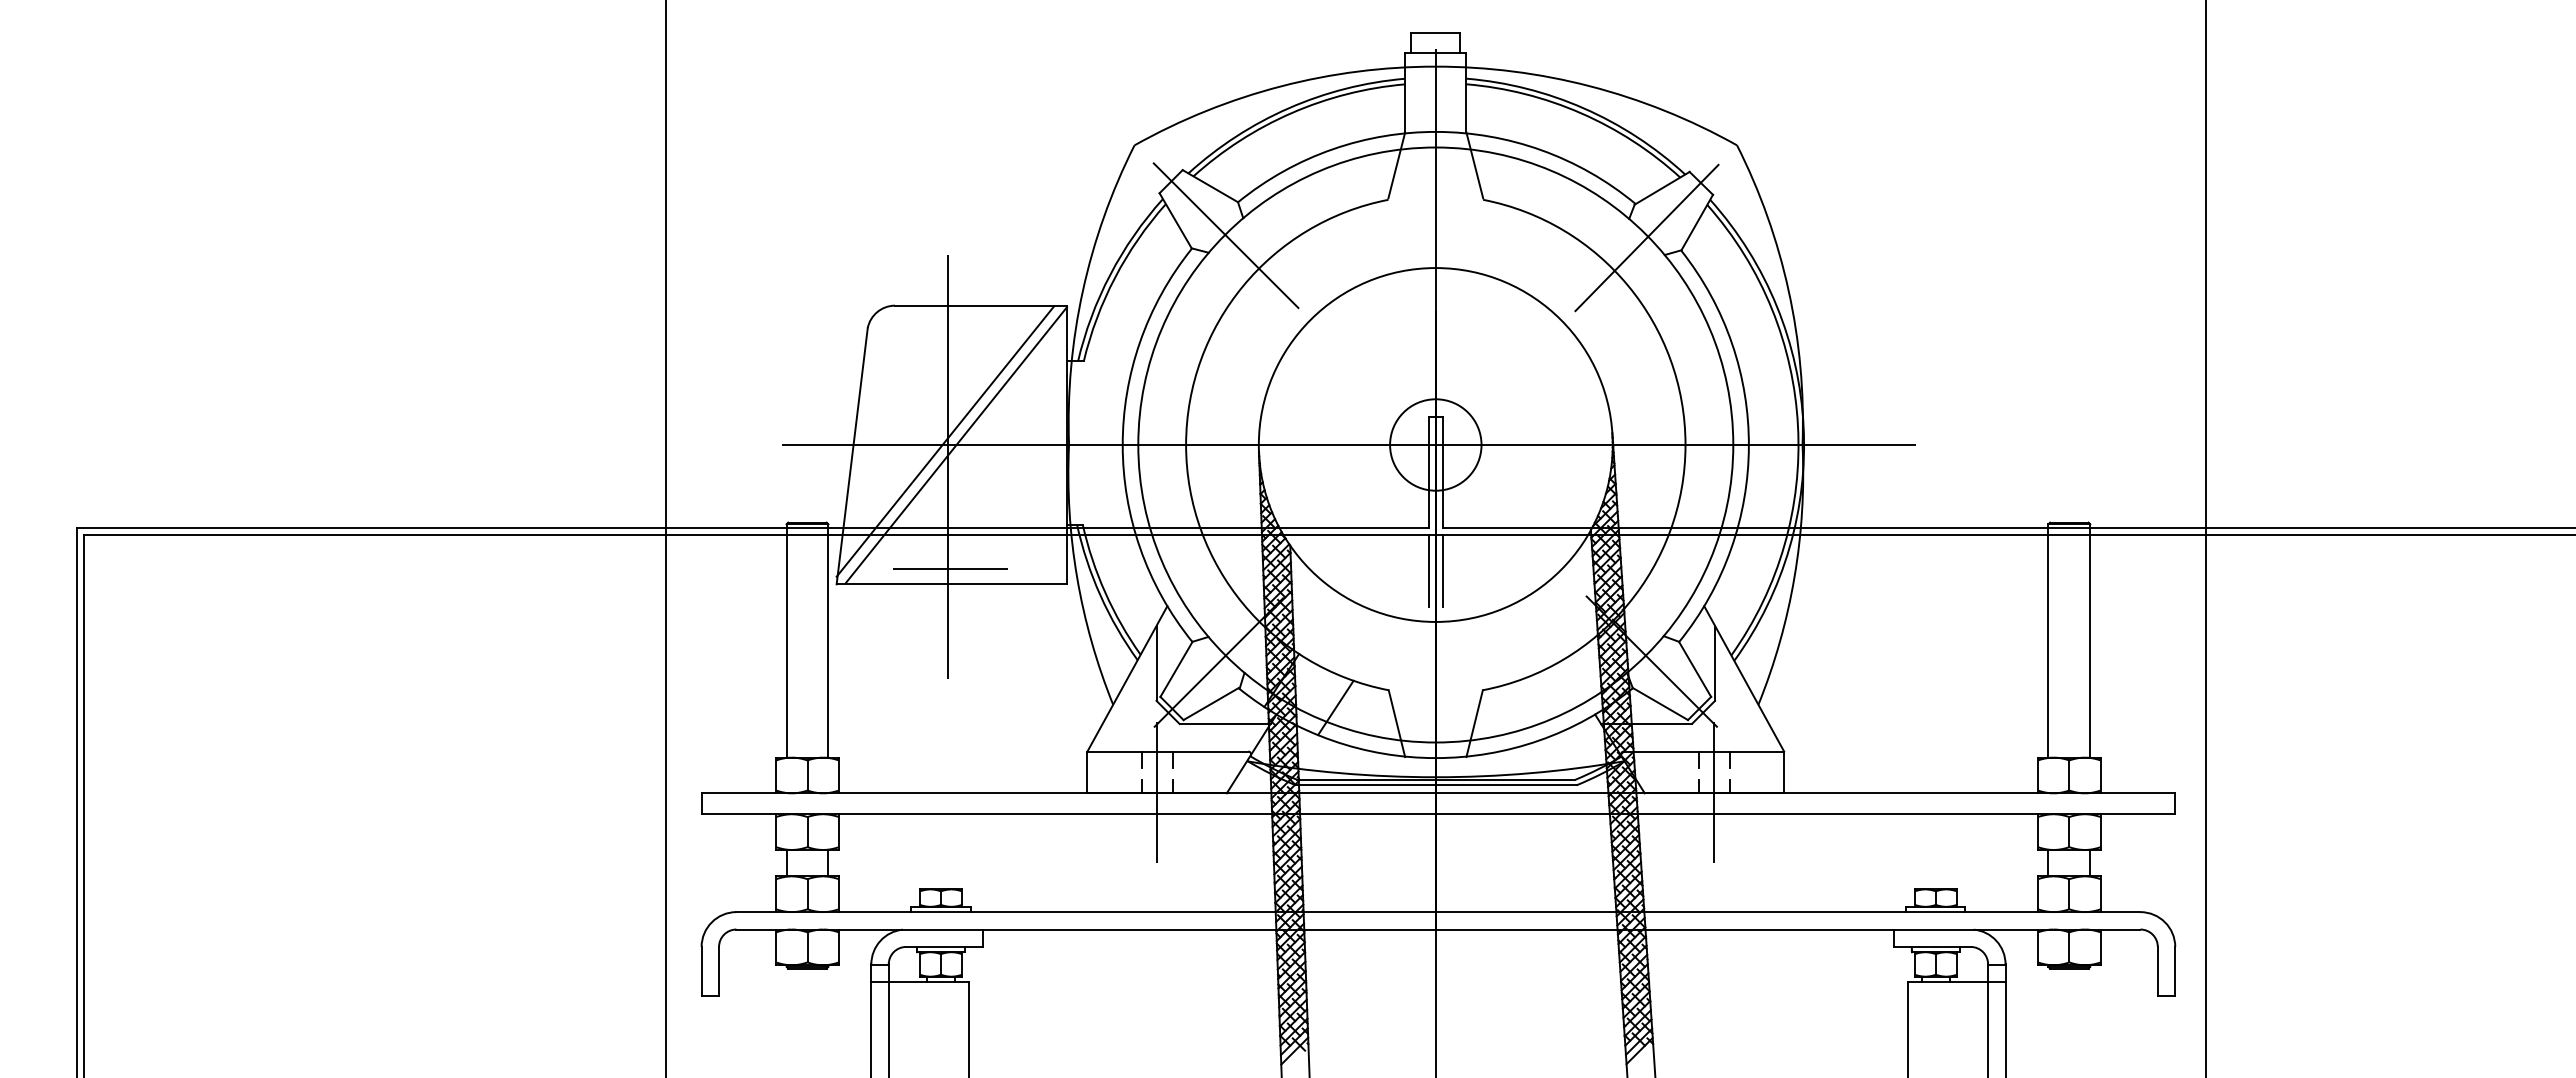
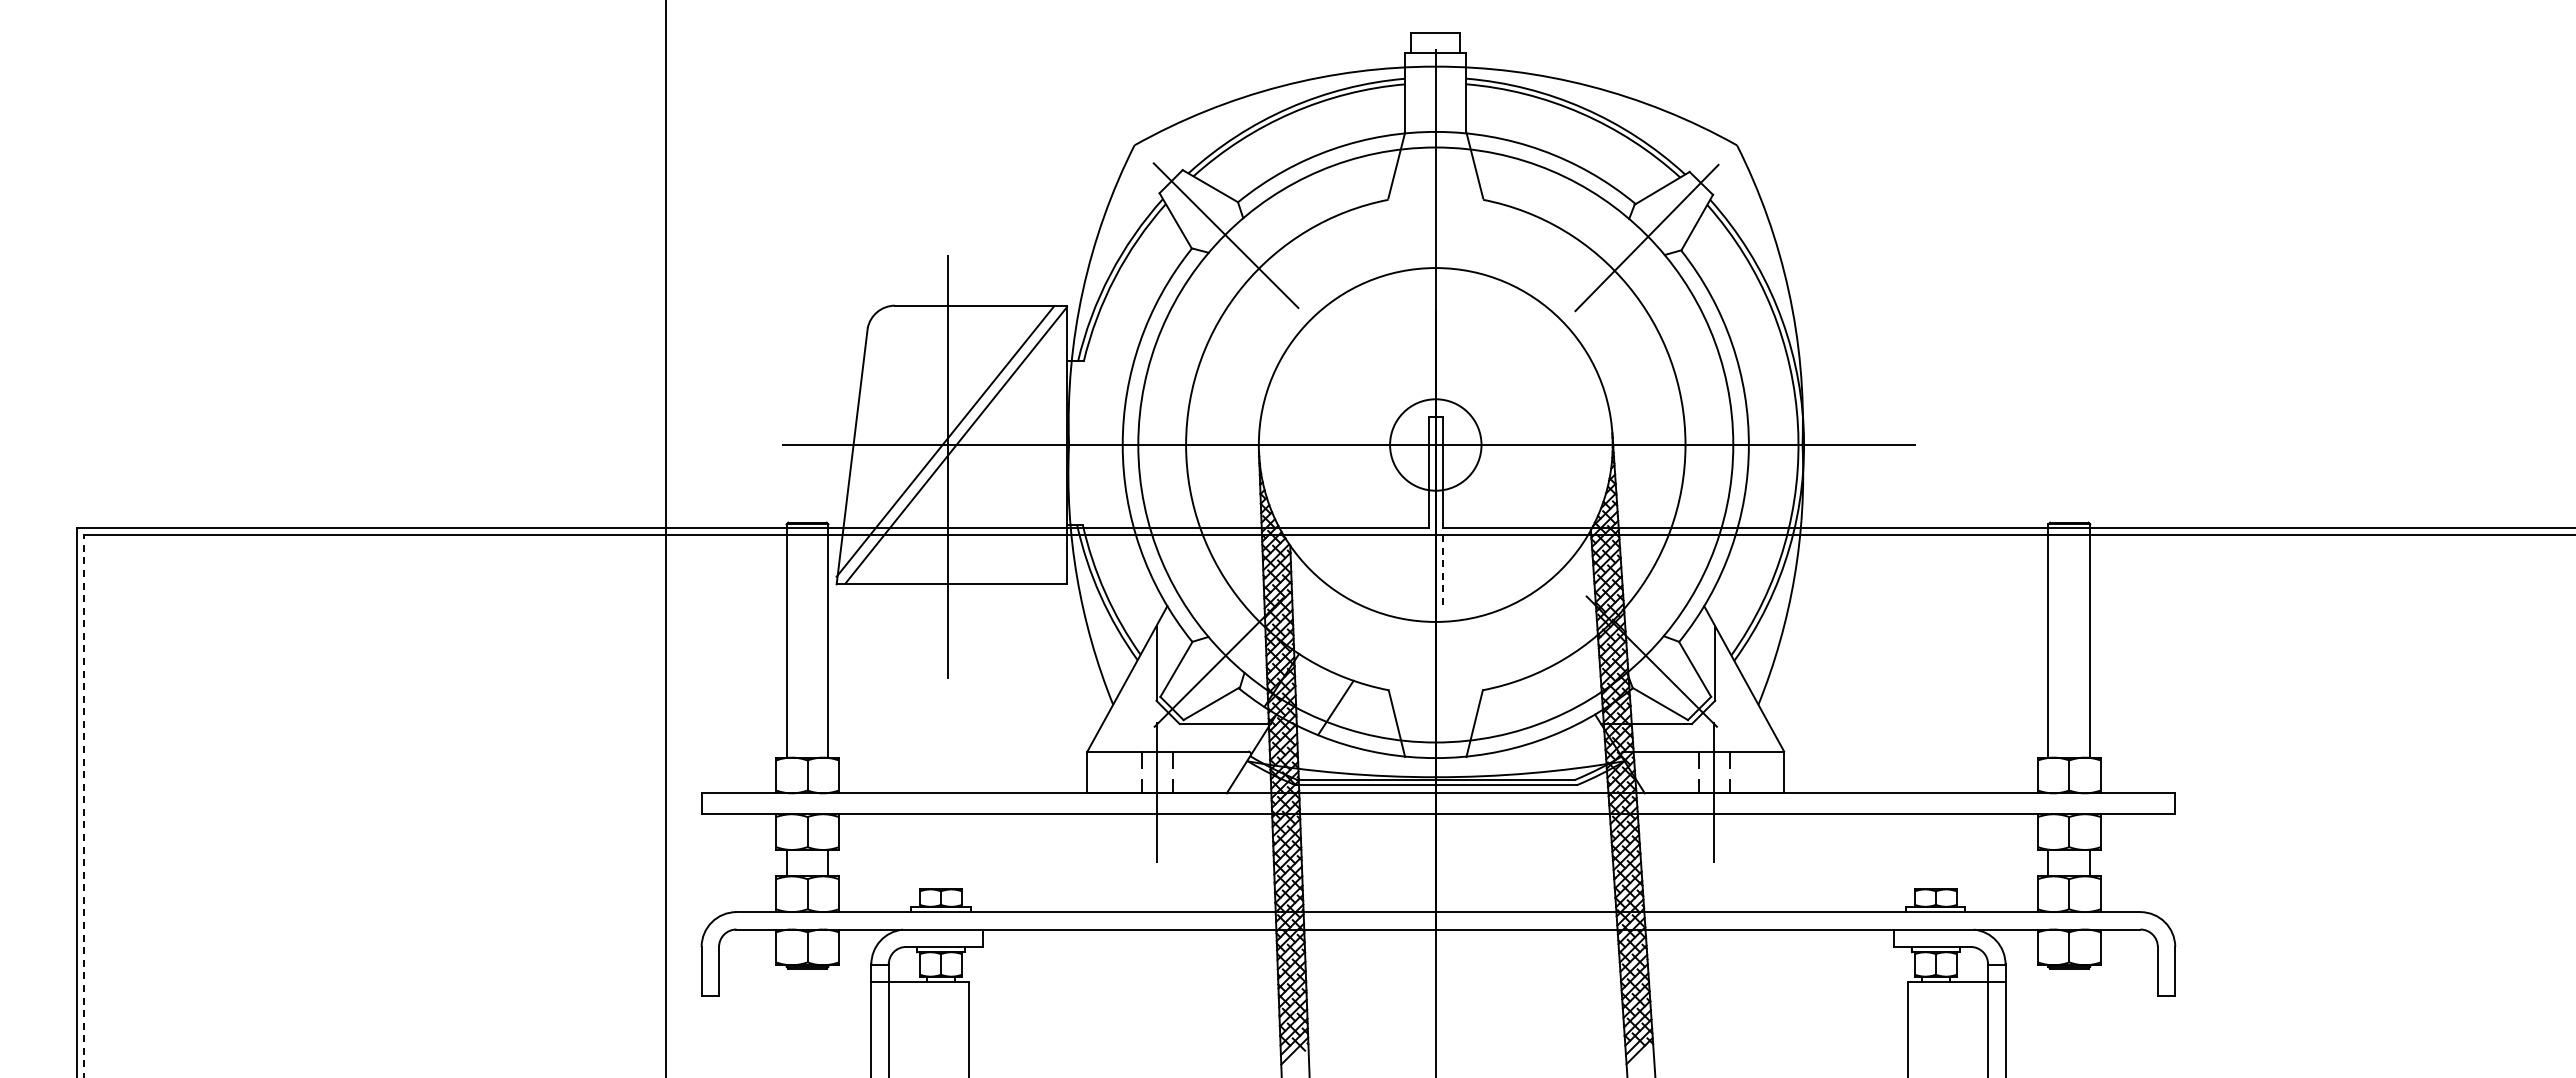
line: present -> none (2205, 538)
line: present -> none (949, 569)
line: present -> none (1428, 570)
line: solid -> dashed (1442, 570)
line: solid -> dashed (84, 806)
